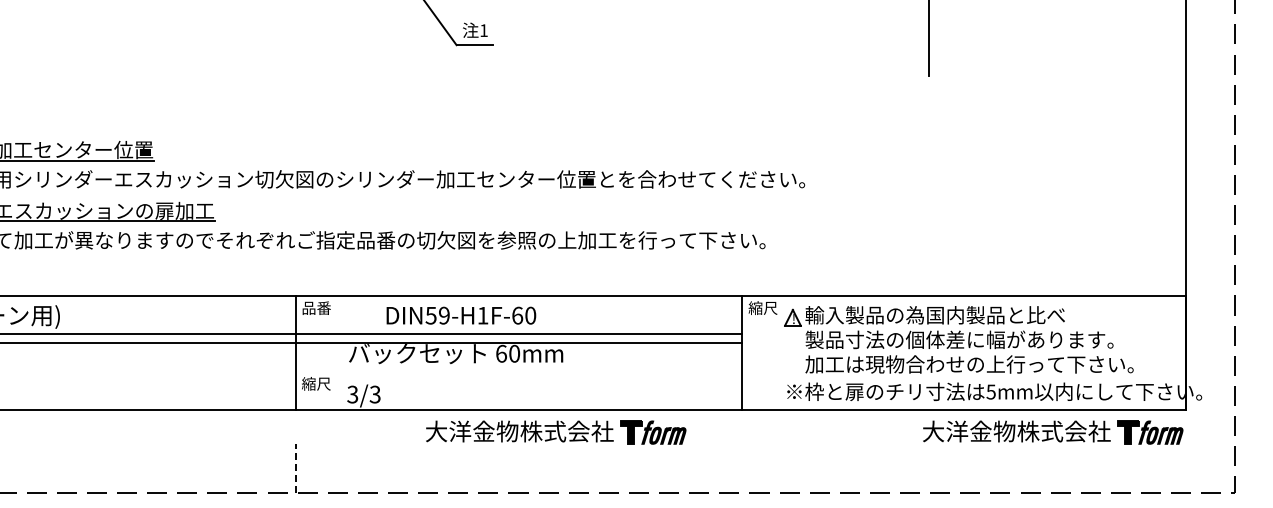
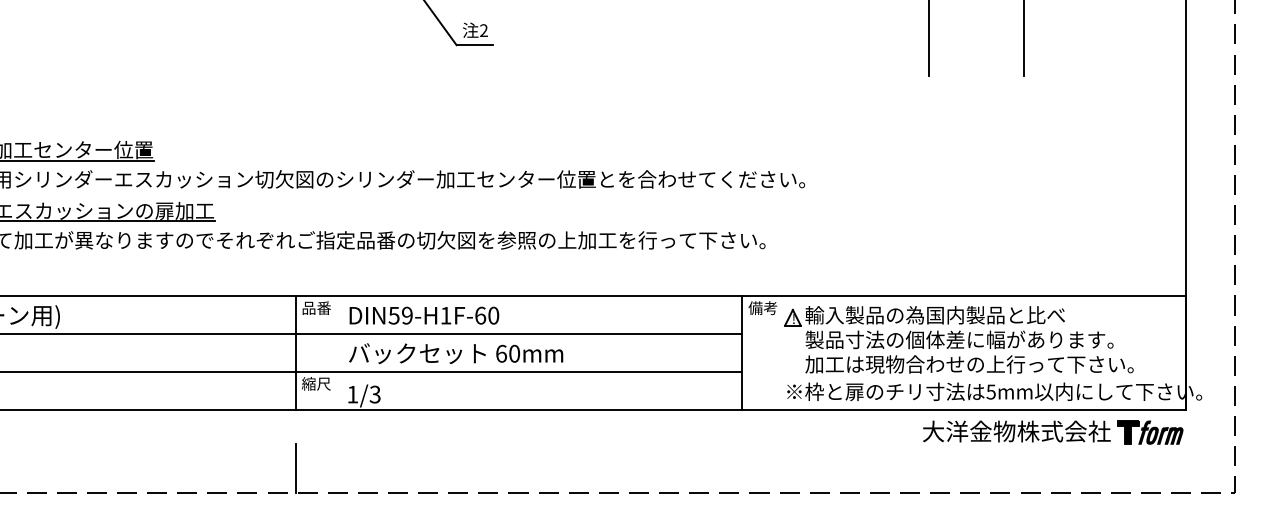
text: 1 -> 2 (483, 30)
line: none -> present (1023, 38)
text: 縮尺 -> 備考 (762, 308)
text position: (461, 315) -> (424, 315) (424, 315)
line position: (371, 342) -> (371, 371) (371, 371)
text: 3/3 -> 1/3 (352, 394)
part: present -> none (556, 432)
line: dashed -> solid (295, 468)
